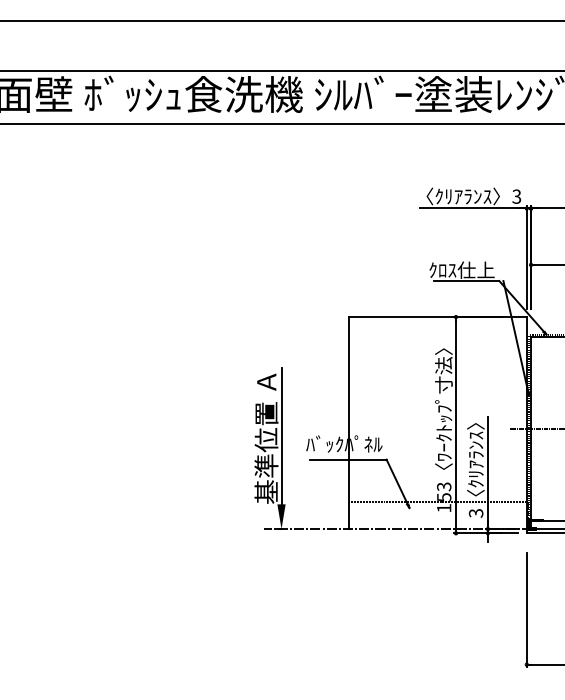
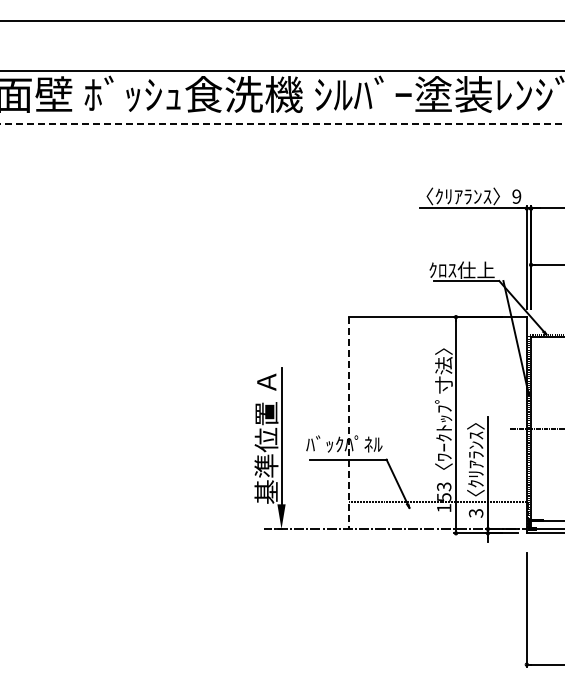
line: solid -> dashed (282, 123)
text: 3 -> 9 (516, 196)
line: solid -> dashed (349, 423)
